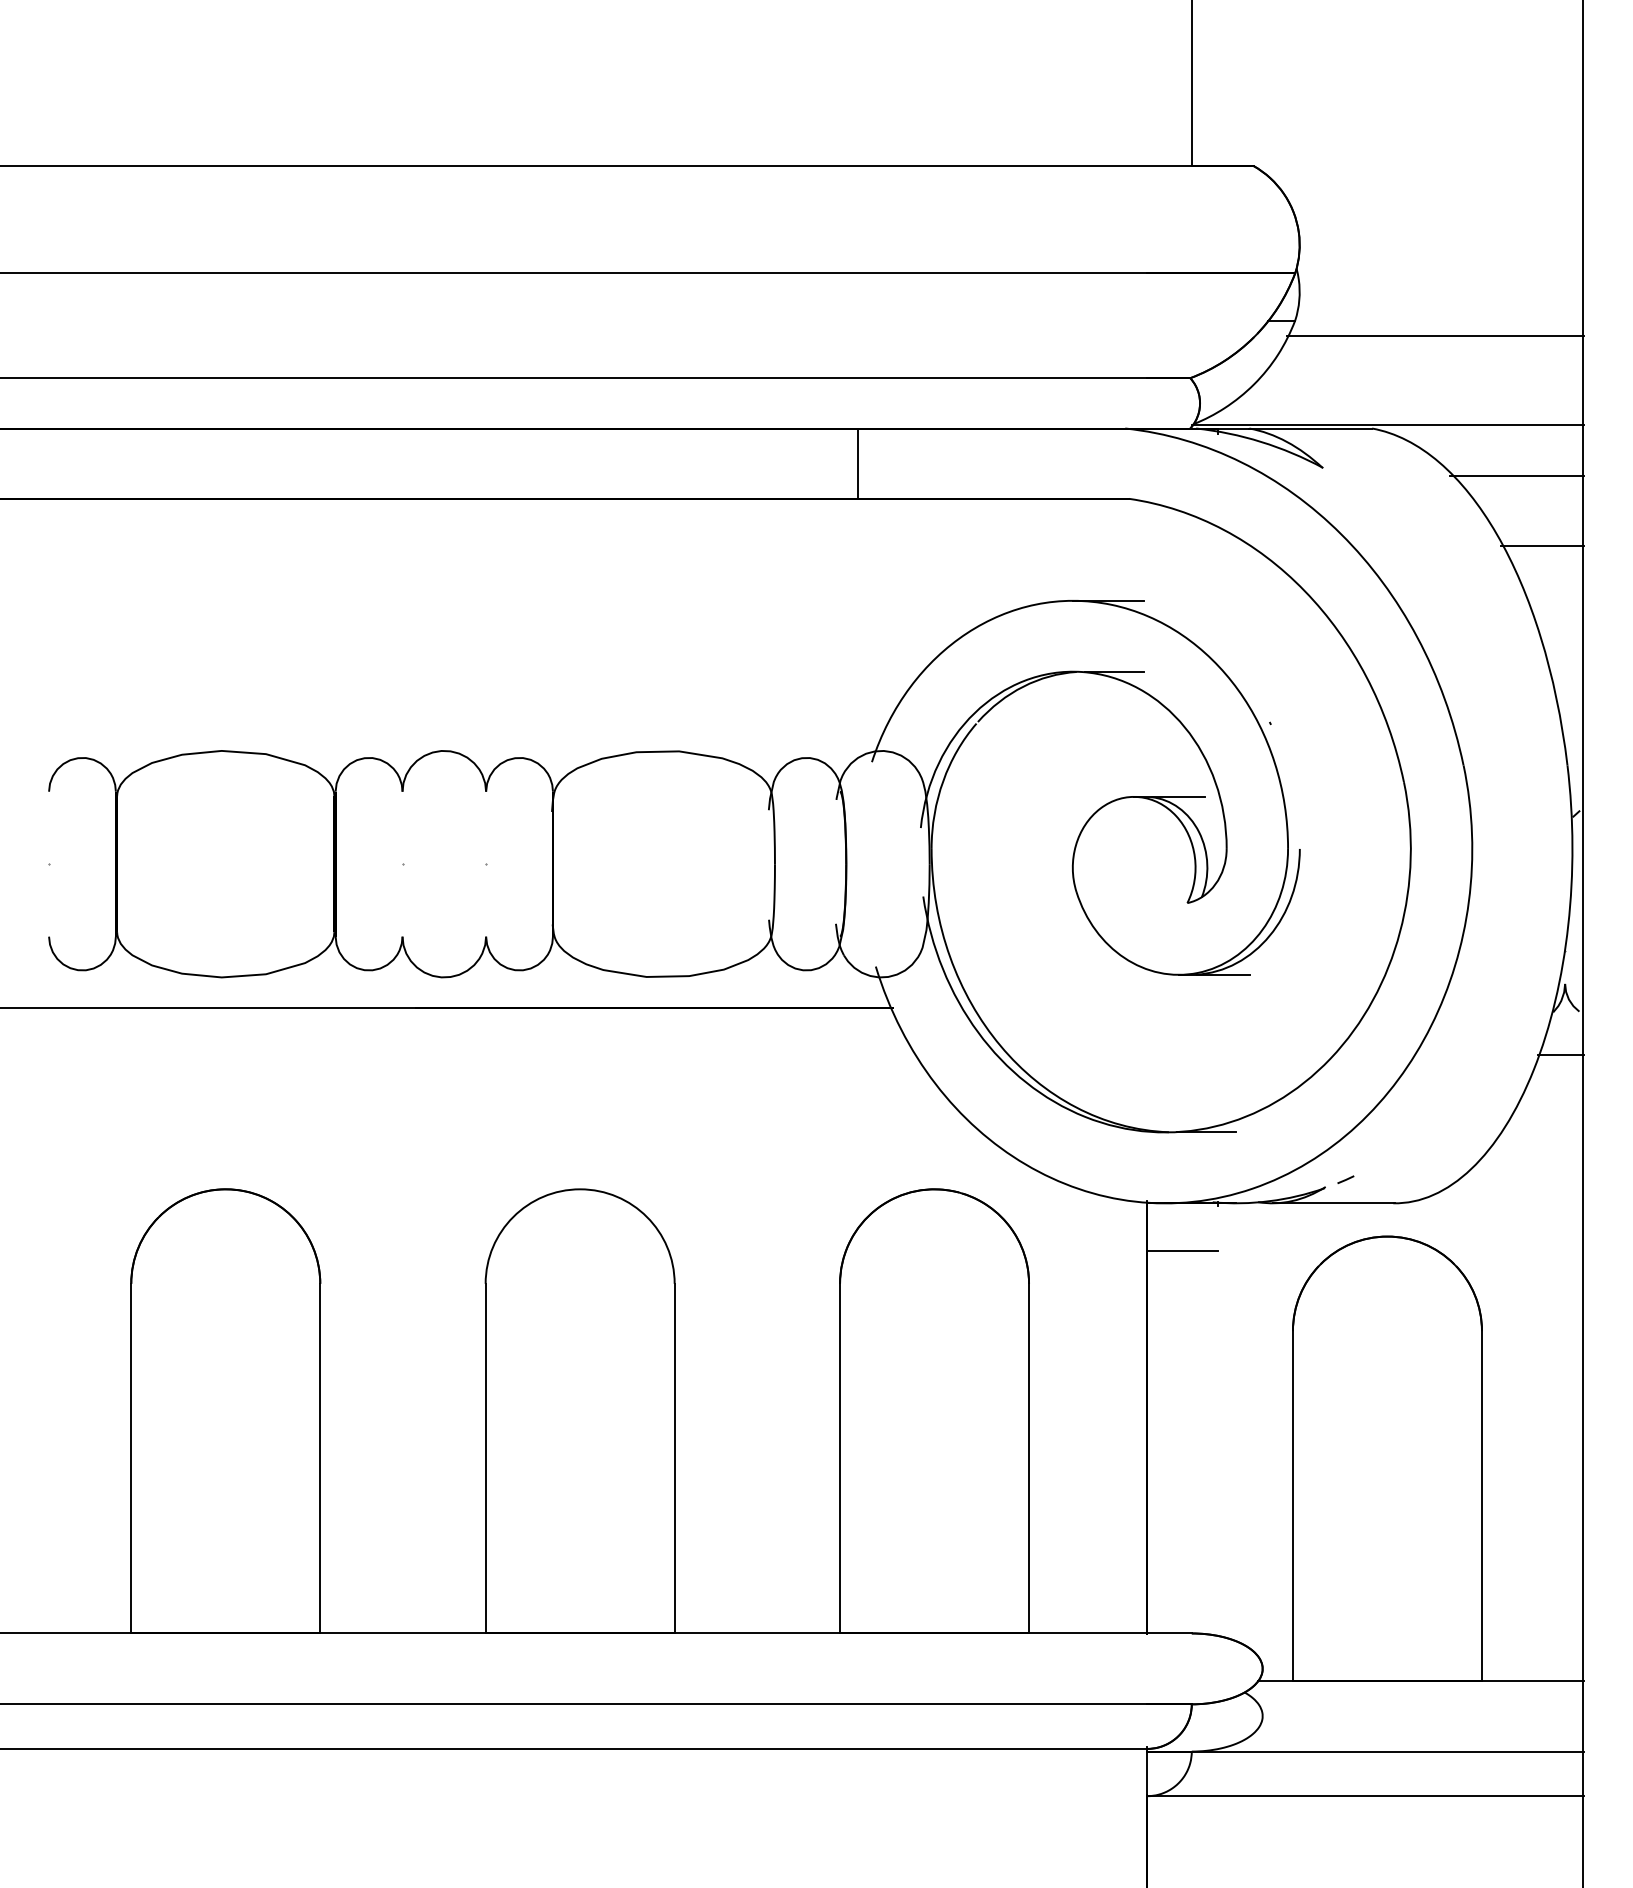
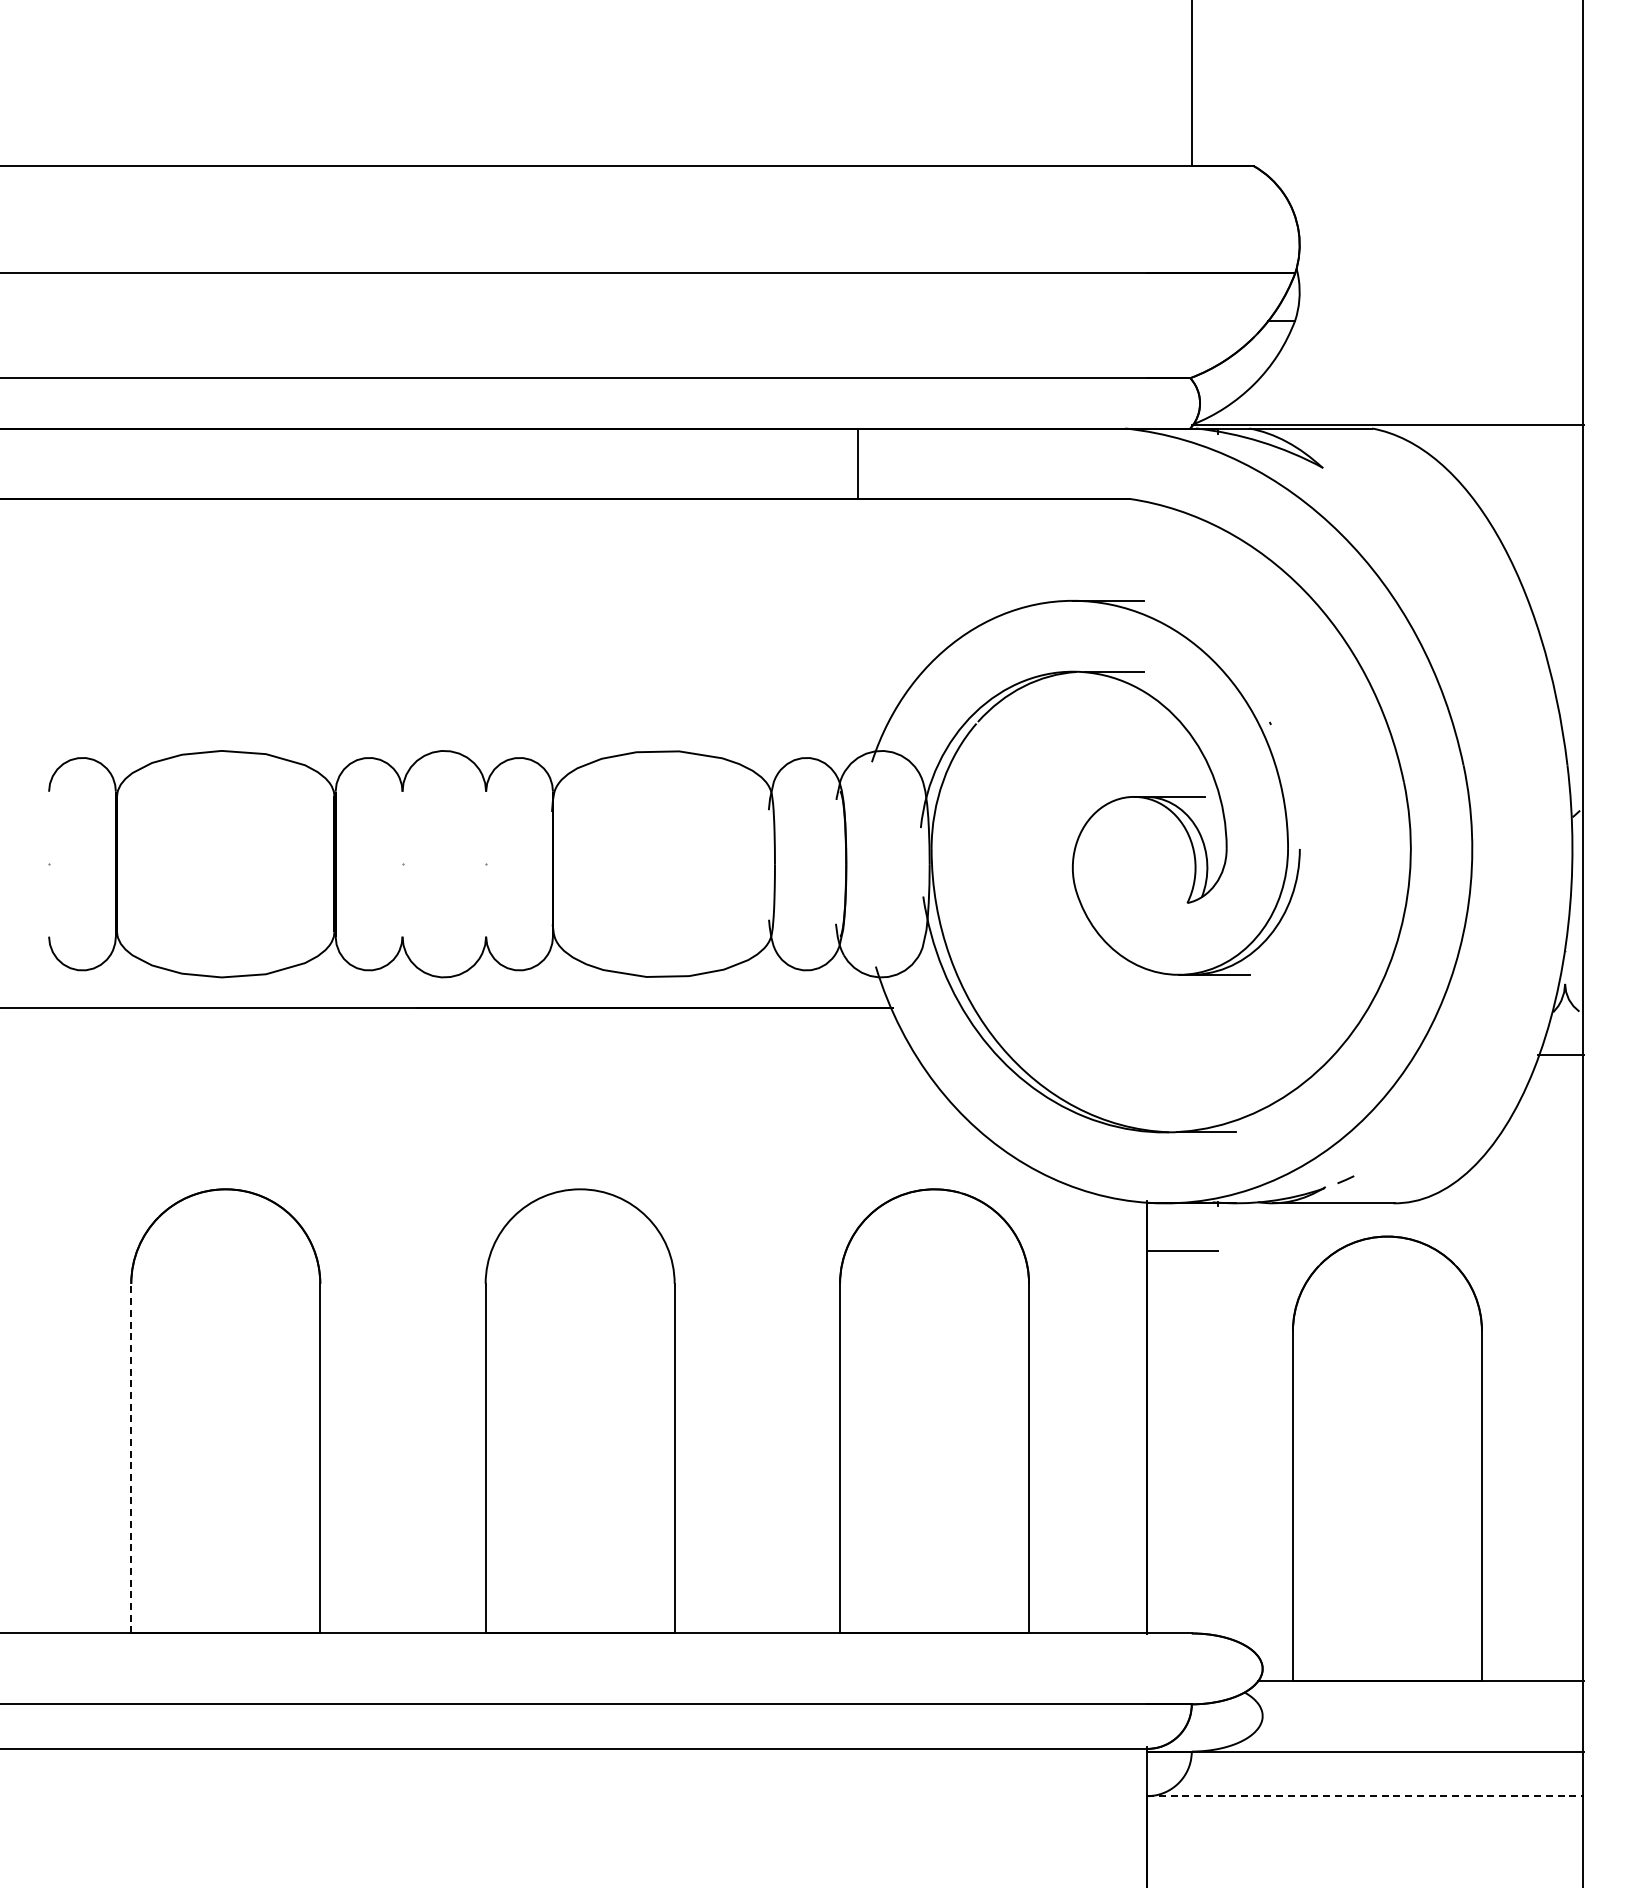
line: present -> none (1435, 336)
line: present -> none (1516, 475)
line: present -> none (1542, 546)
line: solid -> dashed (131, 1458)
line: solid -> dashed (1366, 1796)
